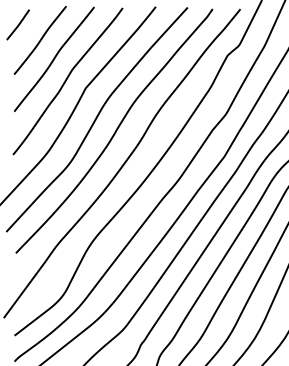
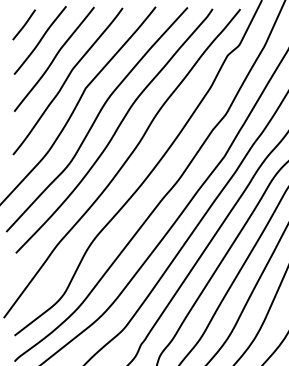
line position: (18, 24) -> (24, 24) (24, 24)
